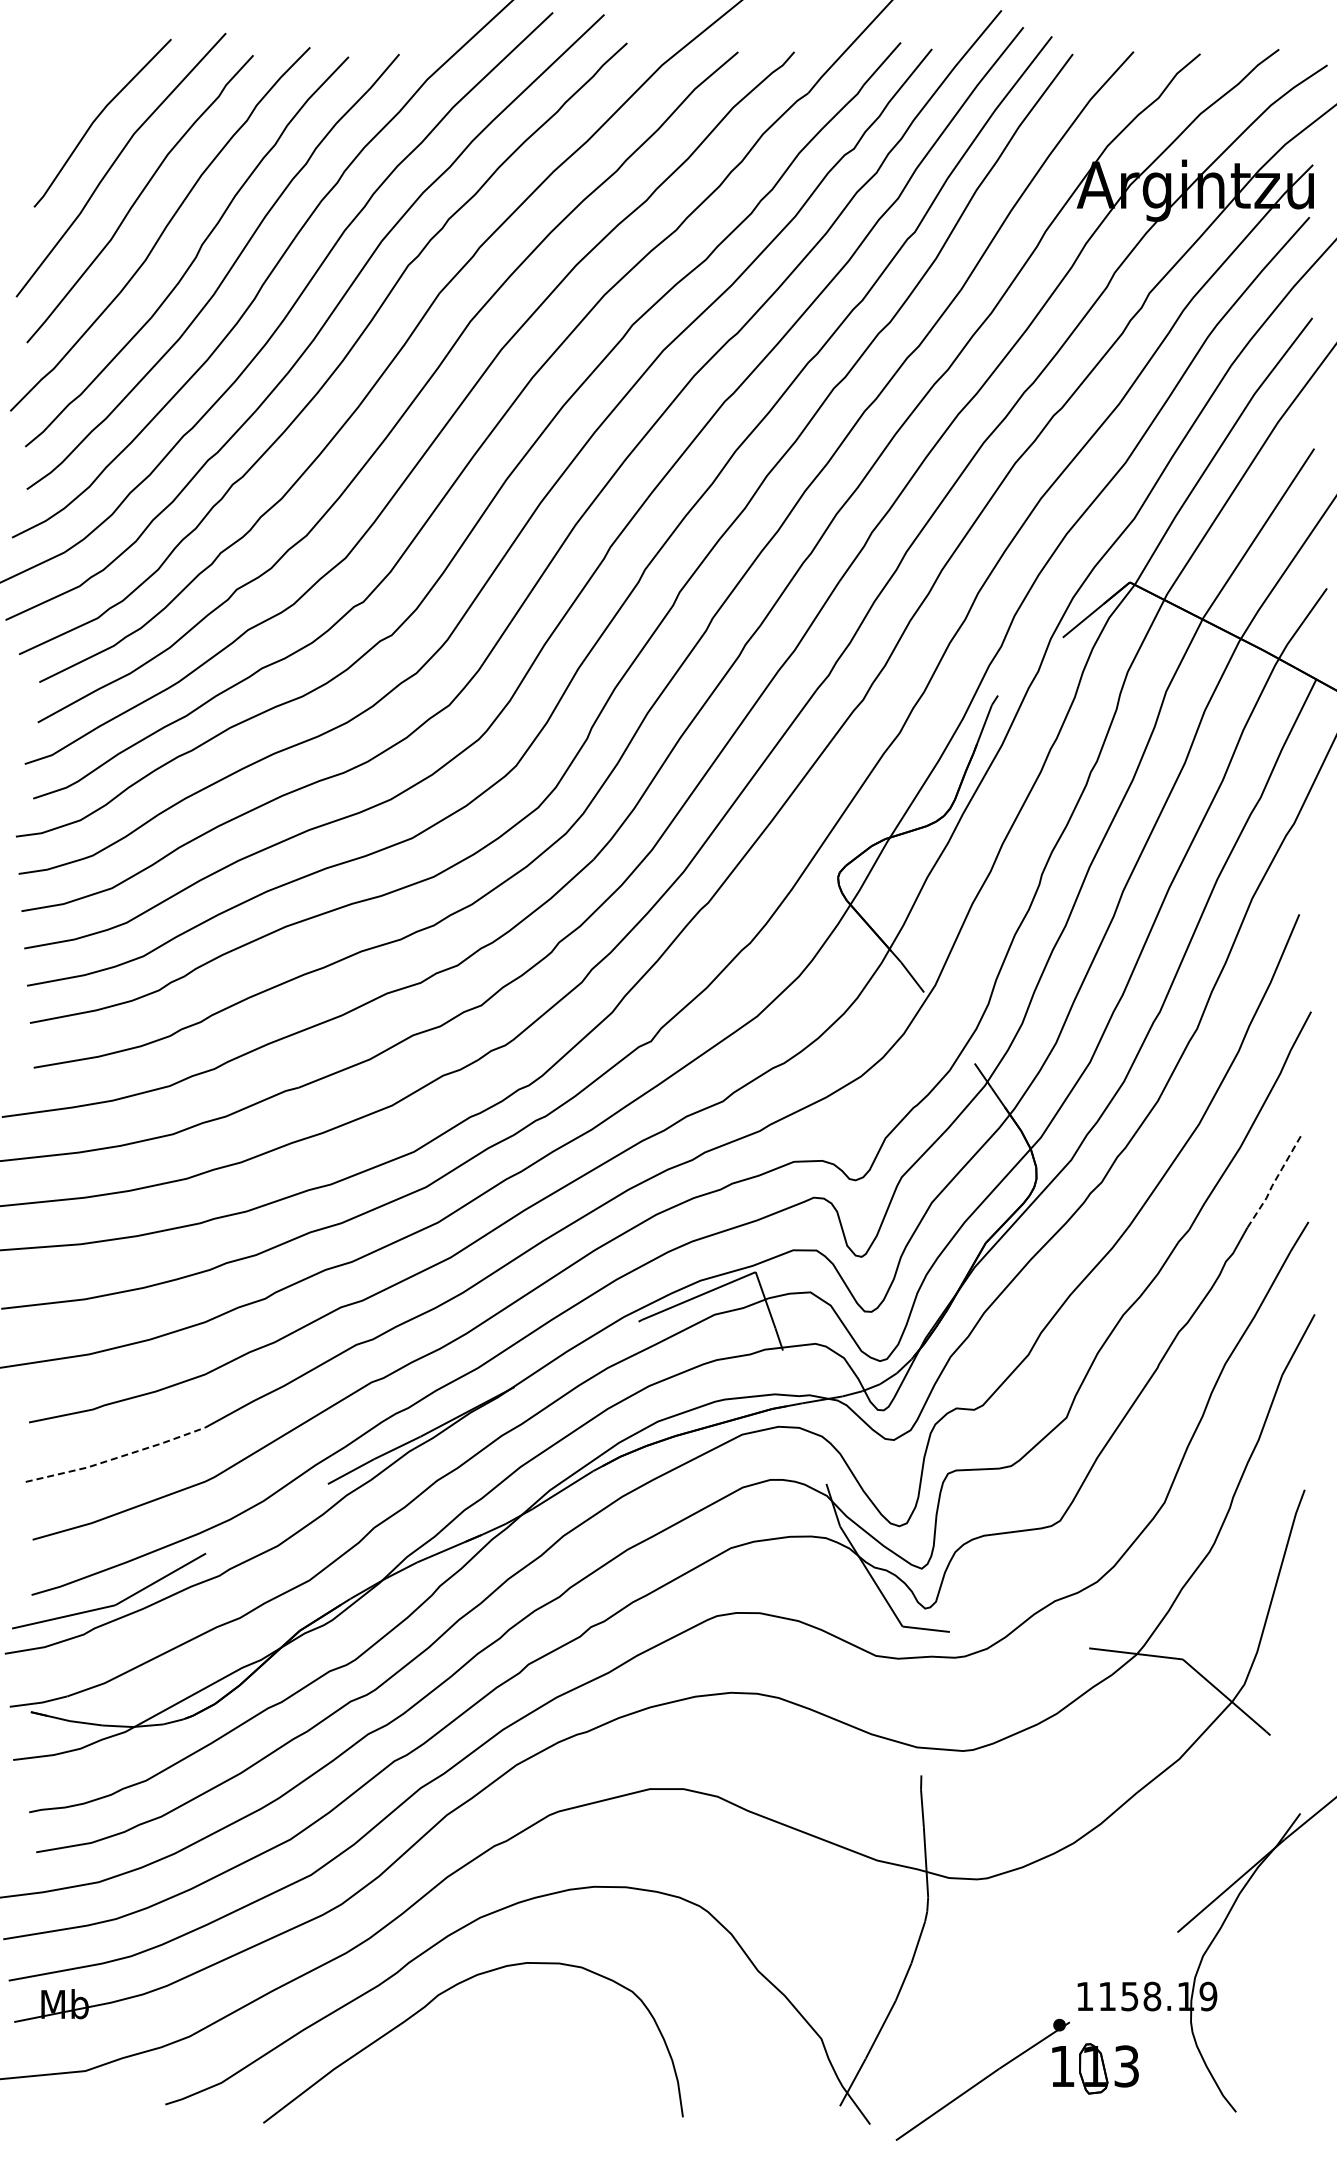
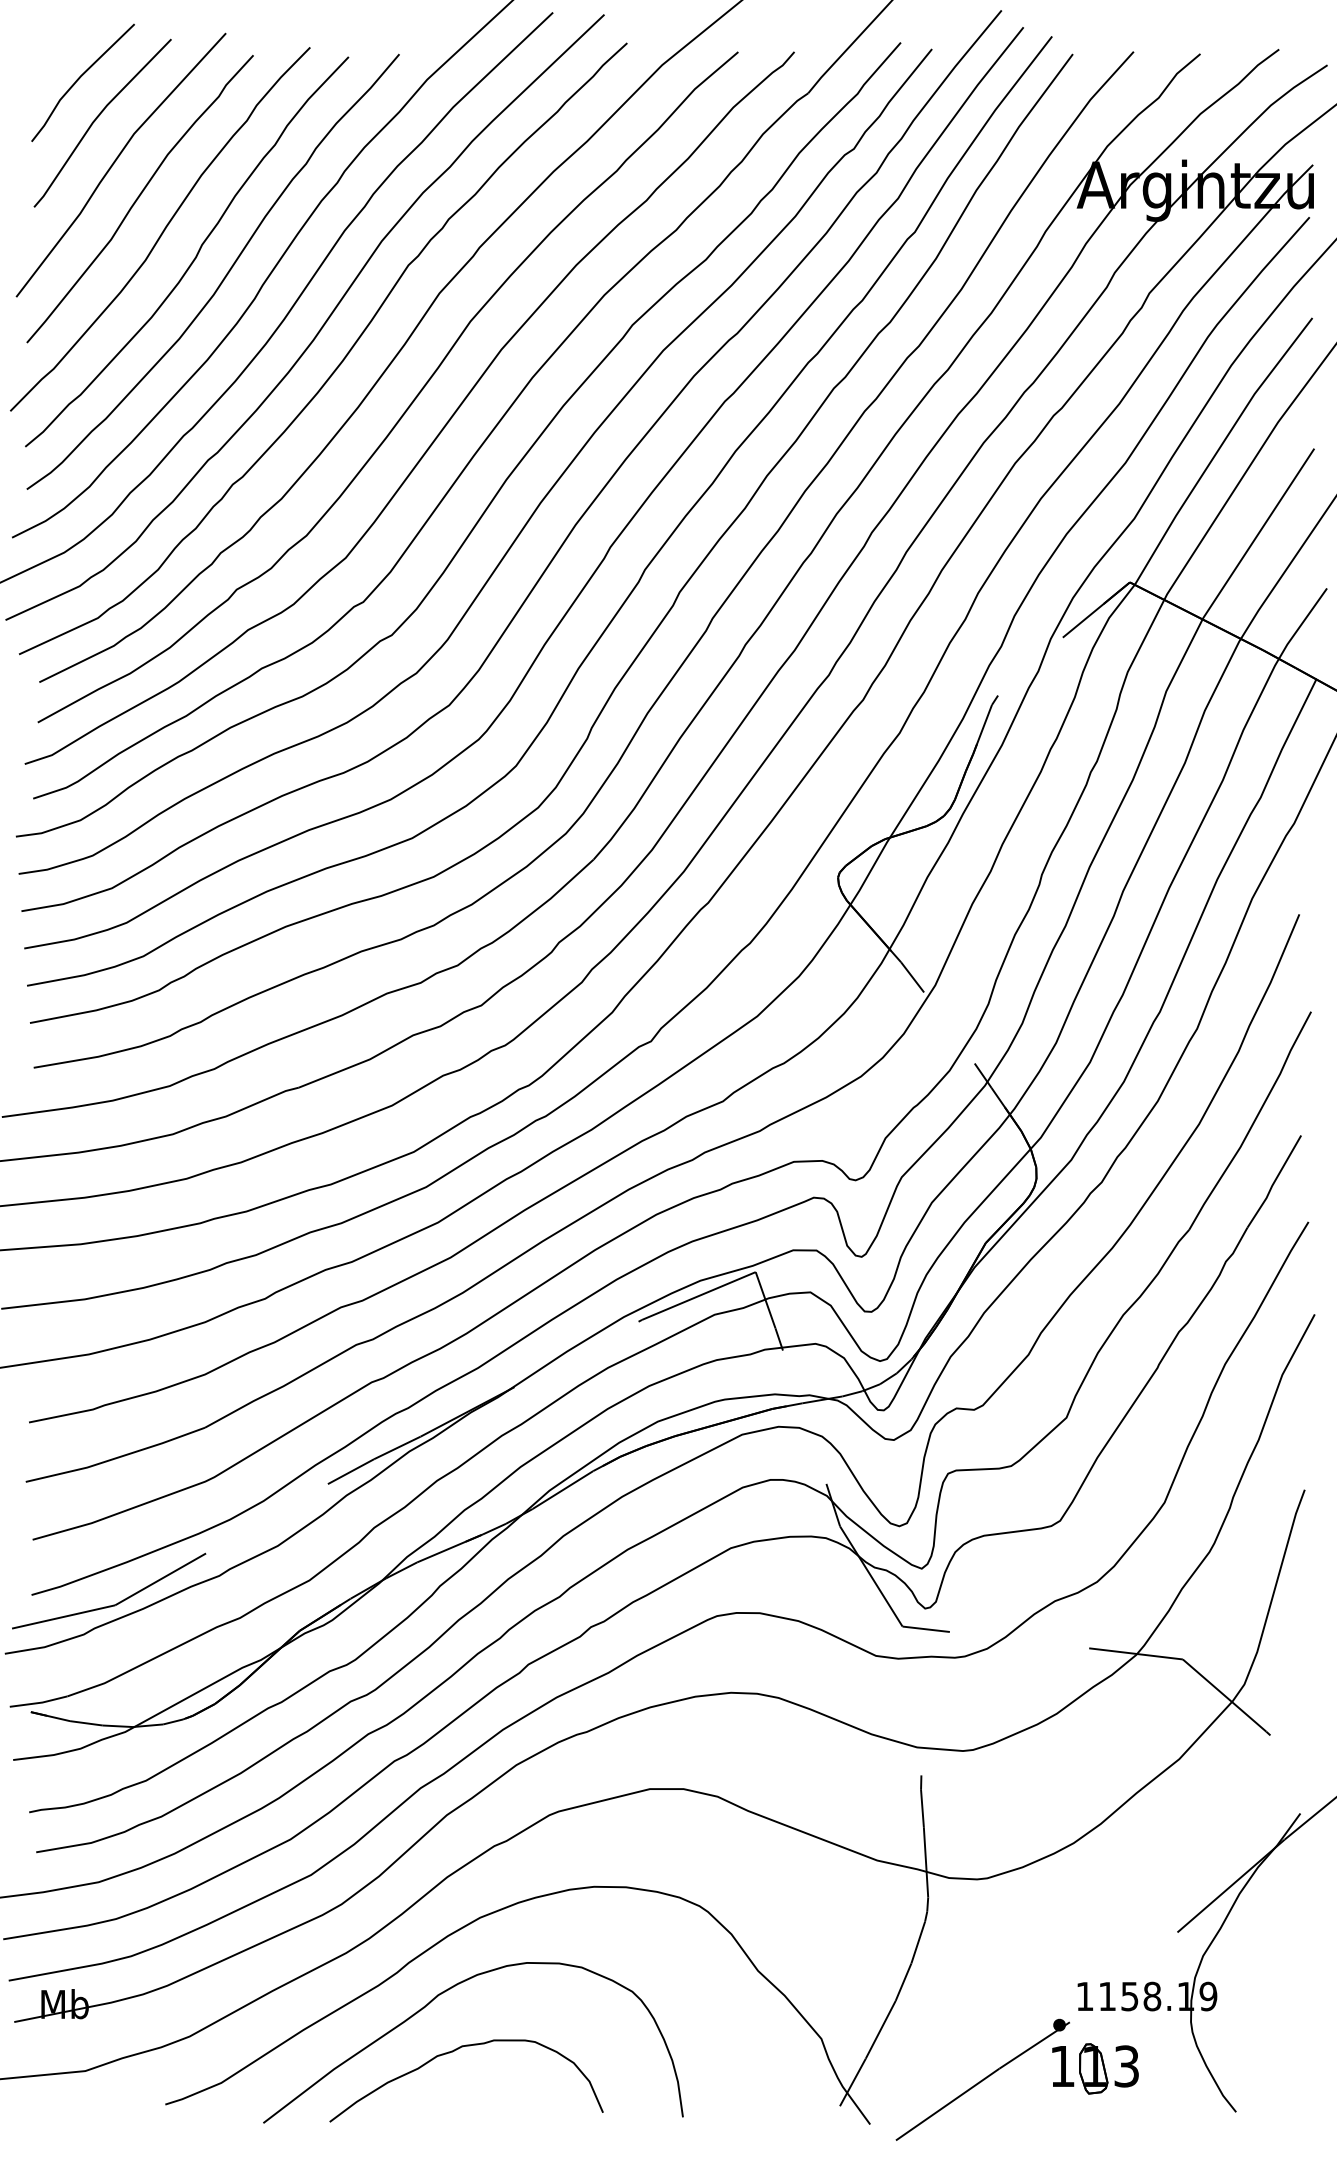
line: none -> present (79, 79)
line: dashed -> solid (1274, 1182)
line: dashed -> solid (116, 1458)
curve: none -> present (452, 2052)
